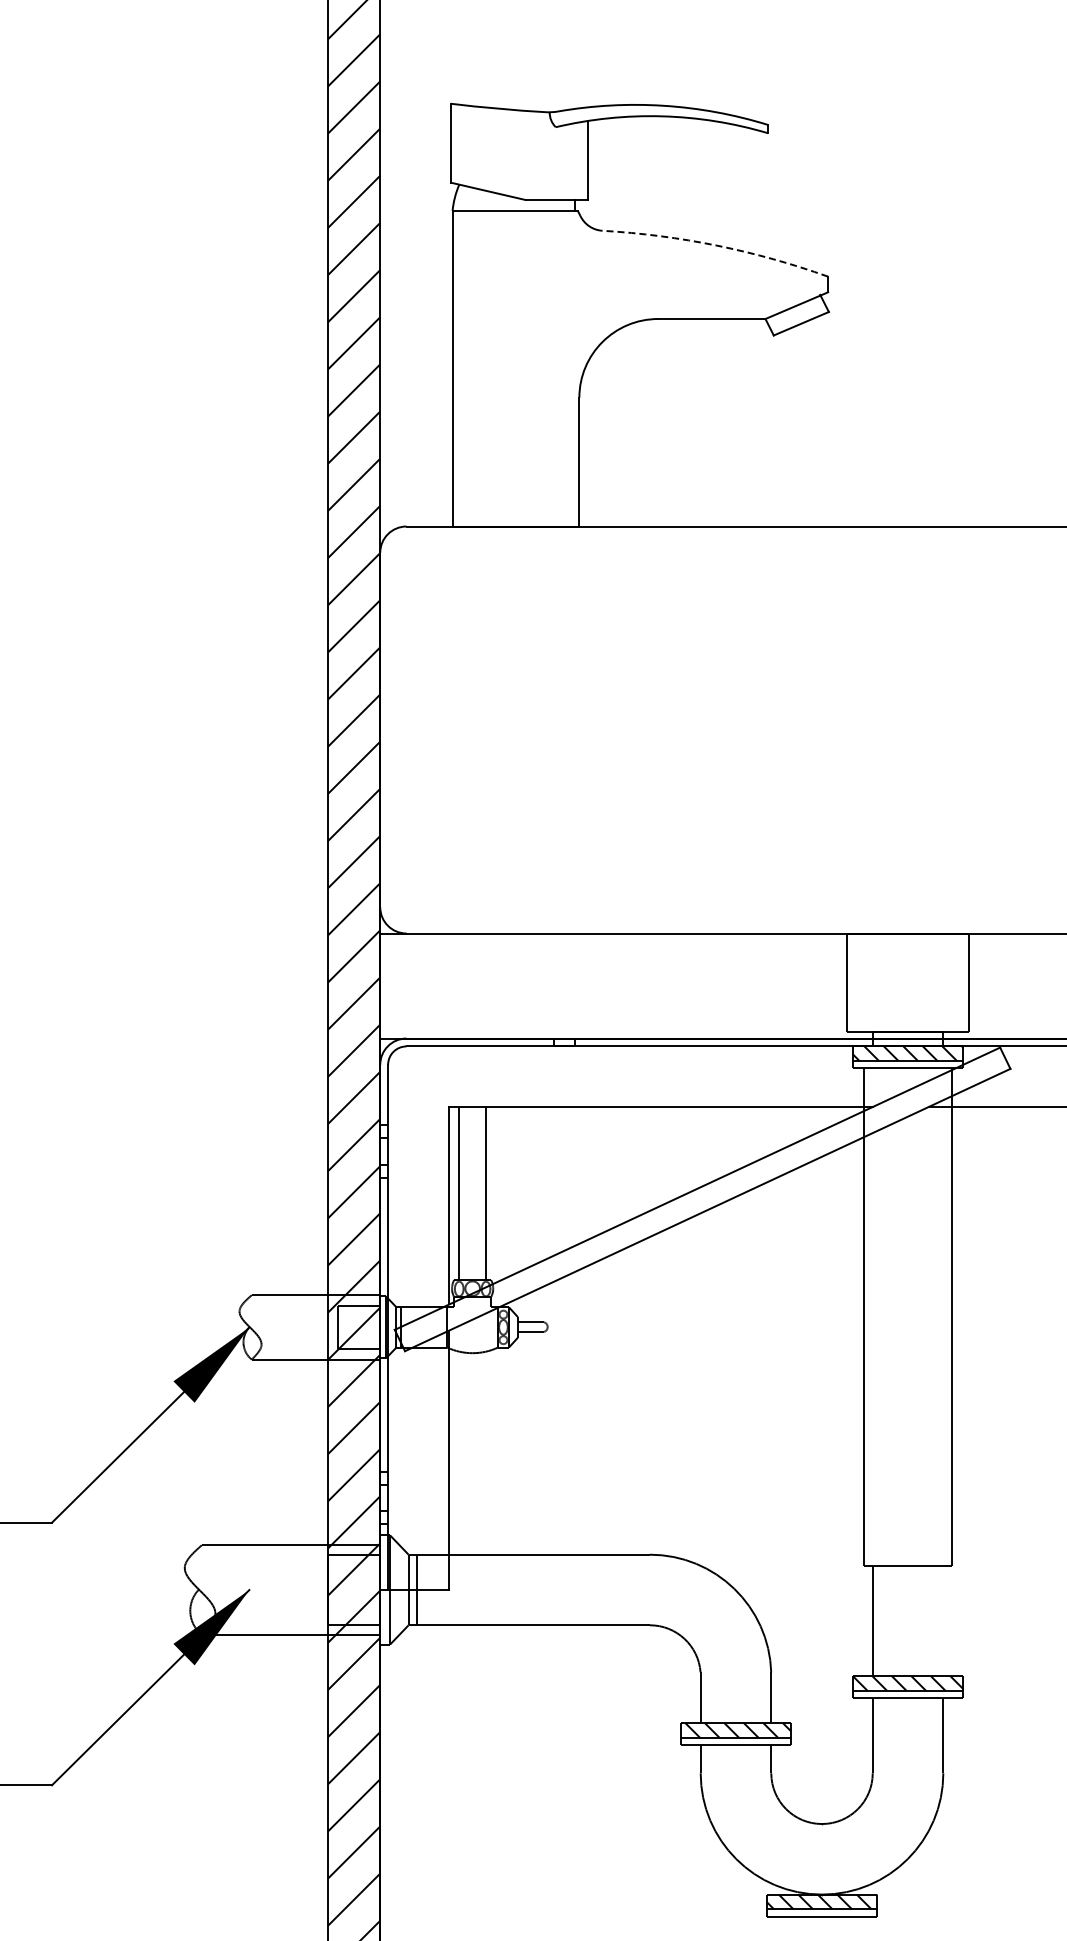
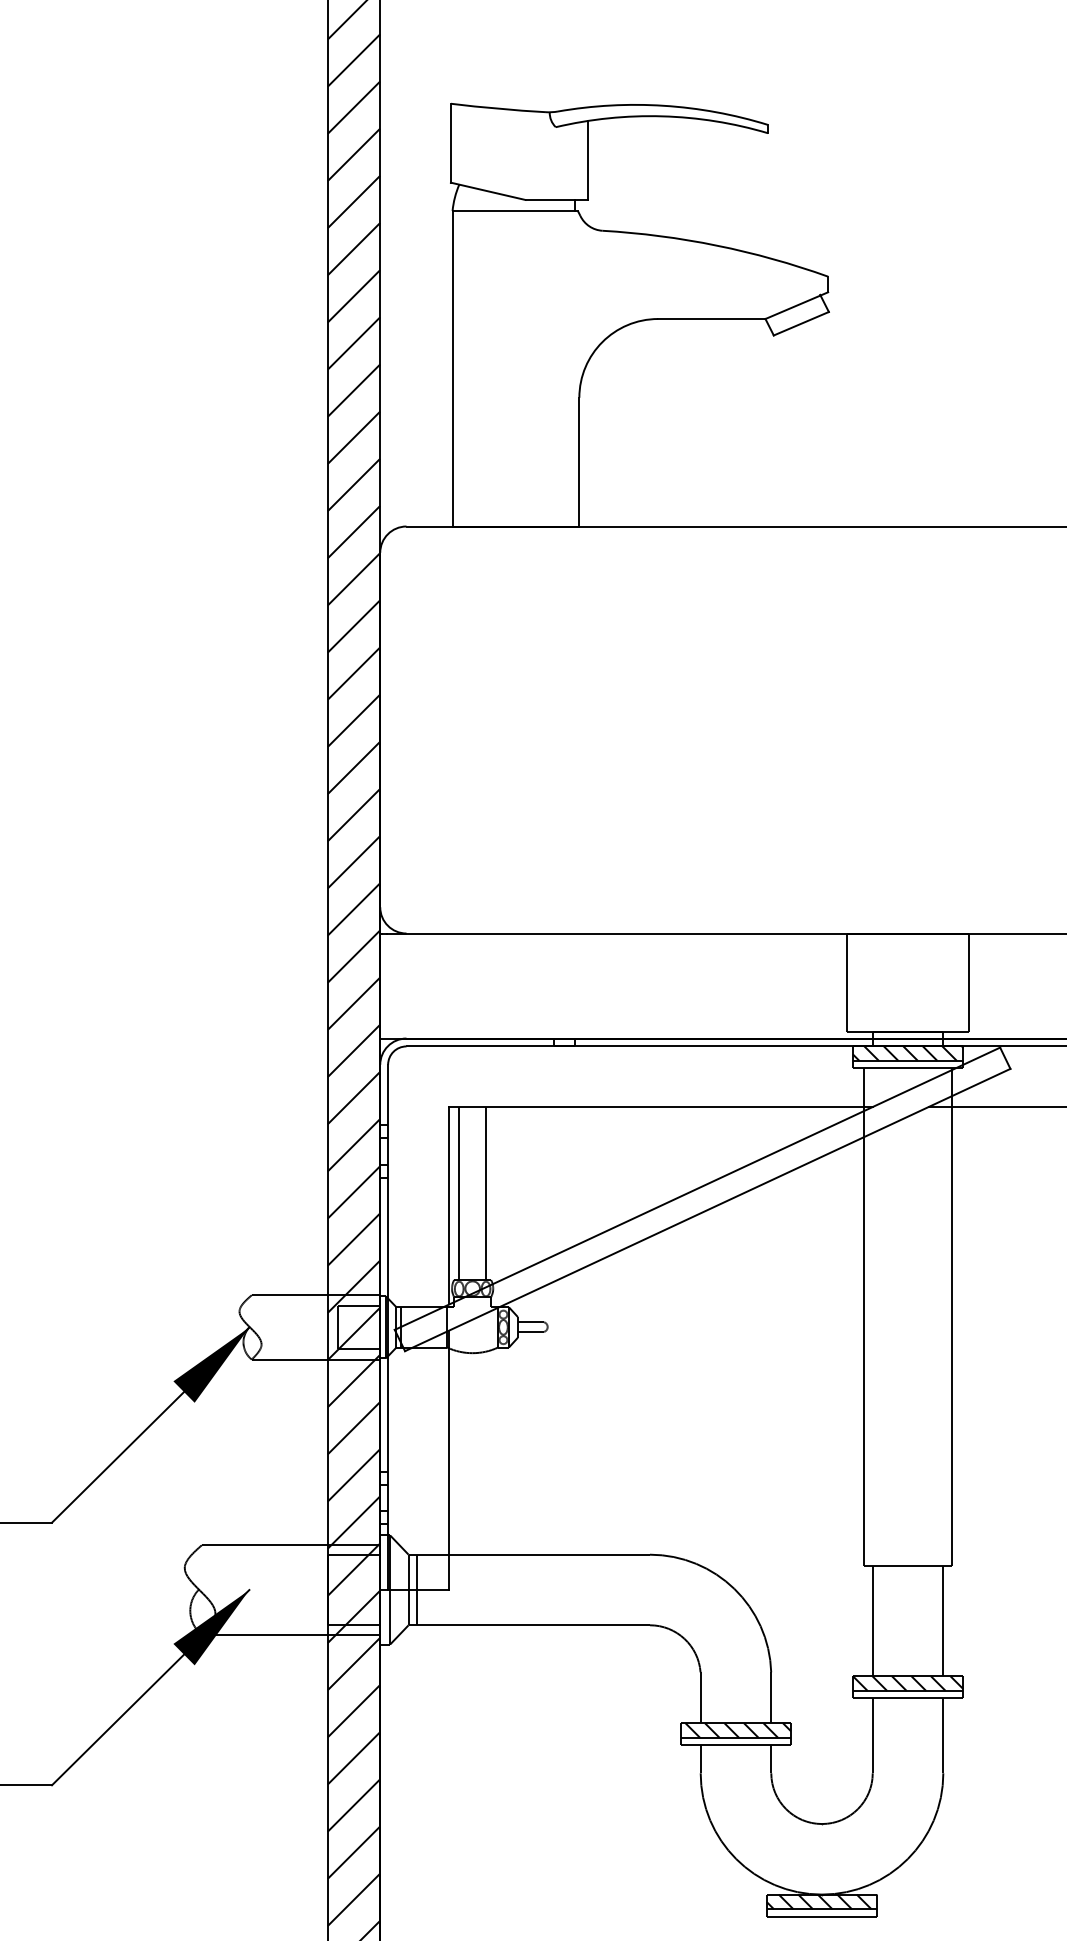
arc: dashed -> solid (716, 245)
line: none -> present (943, 1621)
